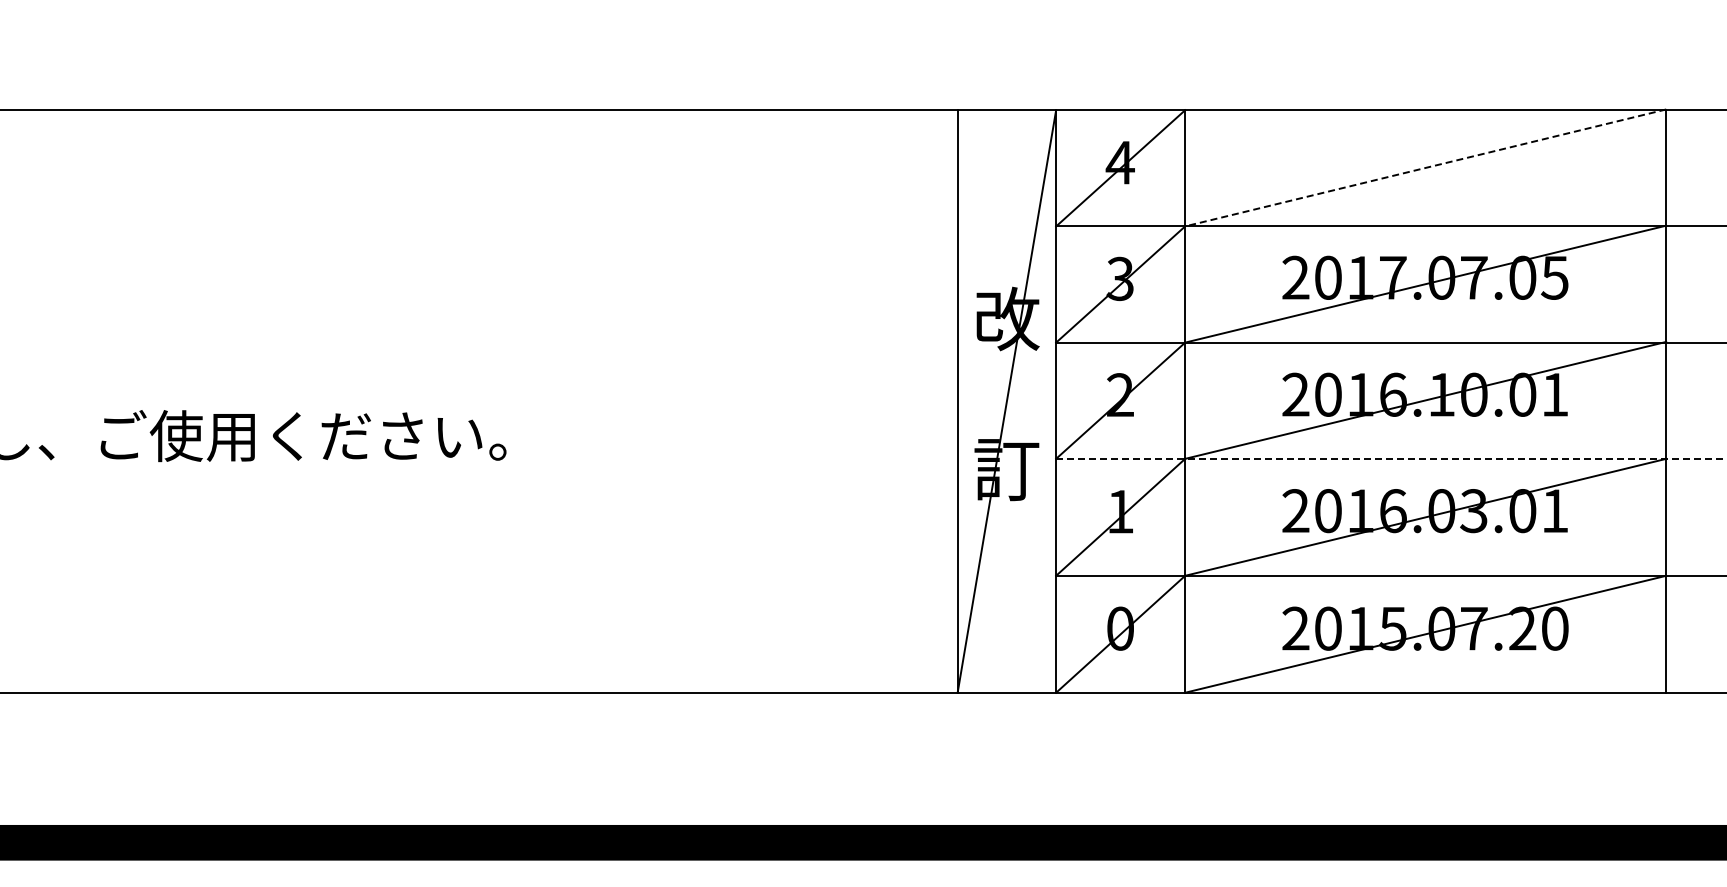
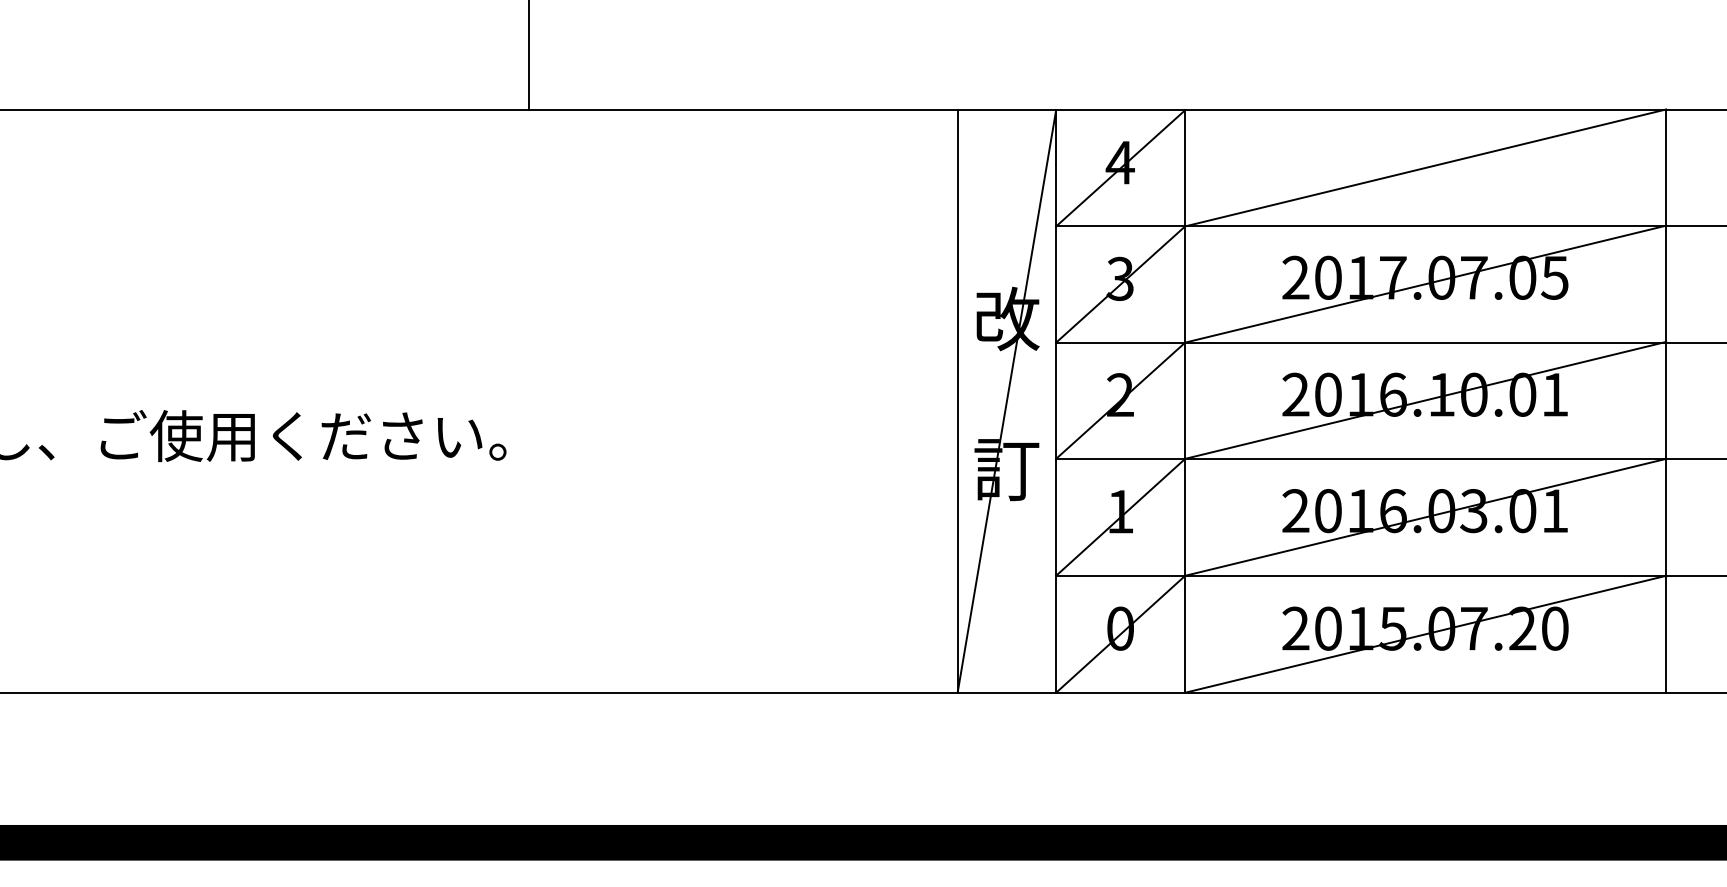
line: none -> present (529, 56)
line: dashed -> solid (1425, 167)
line: dashed -> solid (1391, 458)
